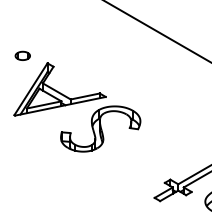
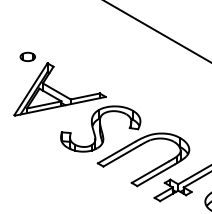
part position: (22, 55) -> (27, 56) (27, 56)
part: none -> present (135, 149)
